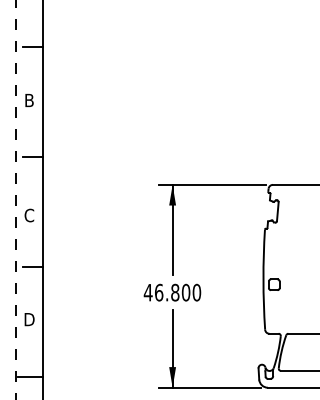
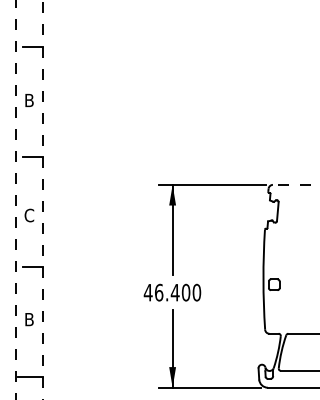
line: solid -> dashed (295, 184)
line: solid -> dashed (43, 200)
text: 46.800 -> 46.400 (174, 292)
text: D -> B (29, 319)
